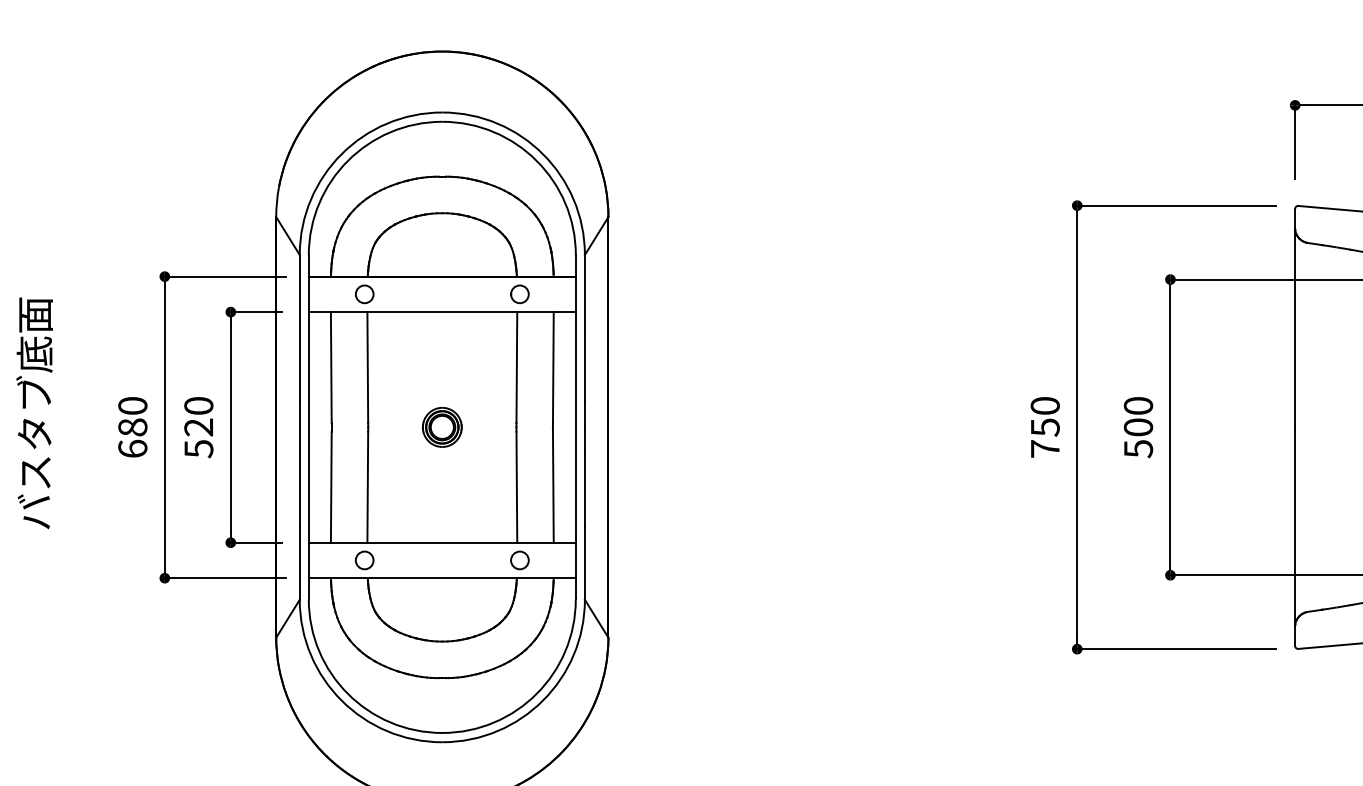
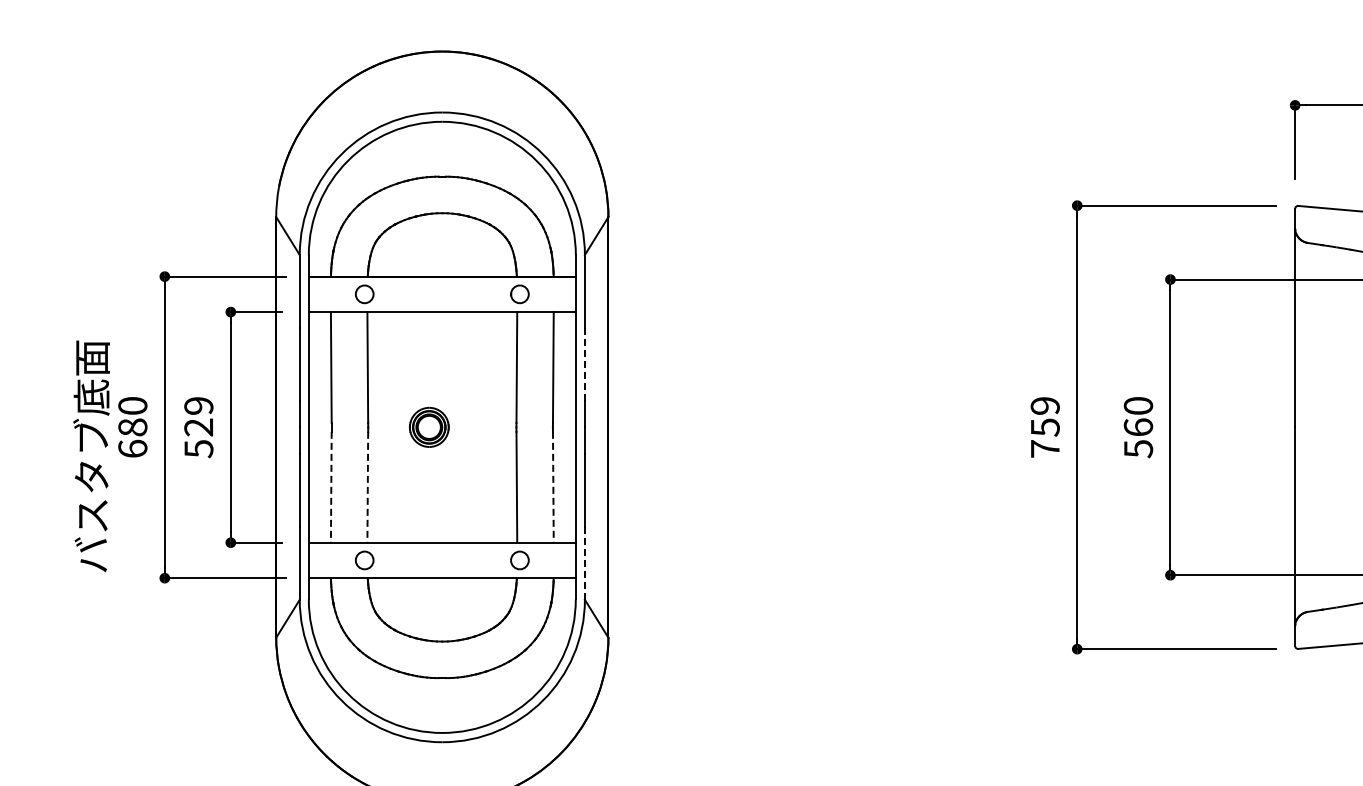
line: solid -> dashed (584, 364)
text: 520 -> 529 (198, 405)
text: 750 -> 759 (1044, 405)
text position: (34, 413) -> (91, 456) (91, 456)
part position: (441, 427) -> (428, 427) (428, 427)
text: 500 -> 560 (1138, 427)
line: solid -> dashed (331, 487)
line: solid -> dashed (367, 487)
line: solid -> dashed (553, 487)
line: solid -> dashed (584, 563)
